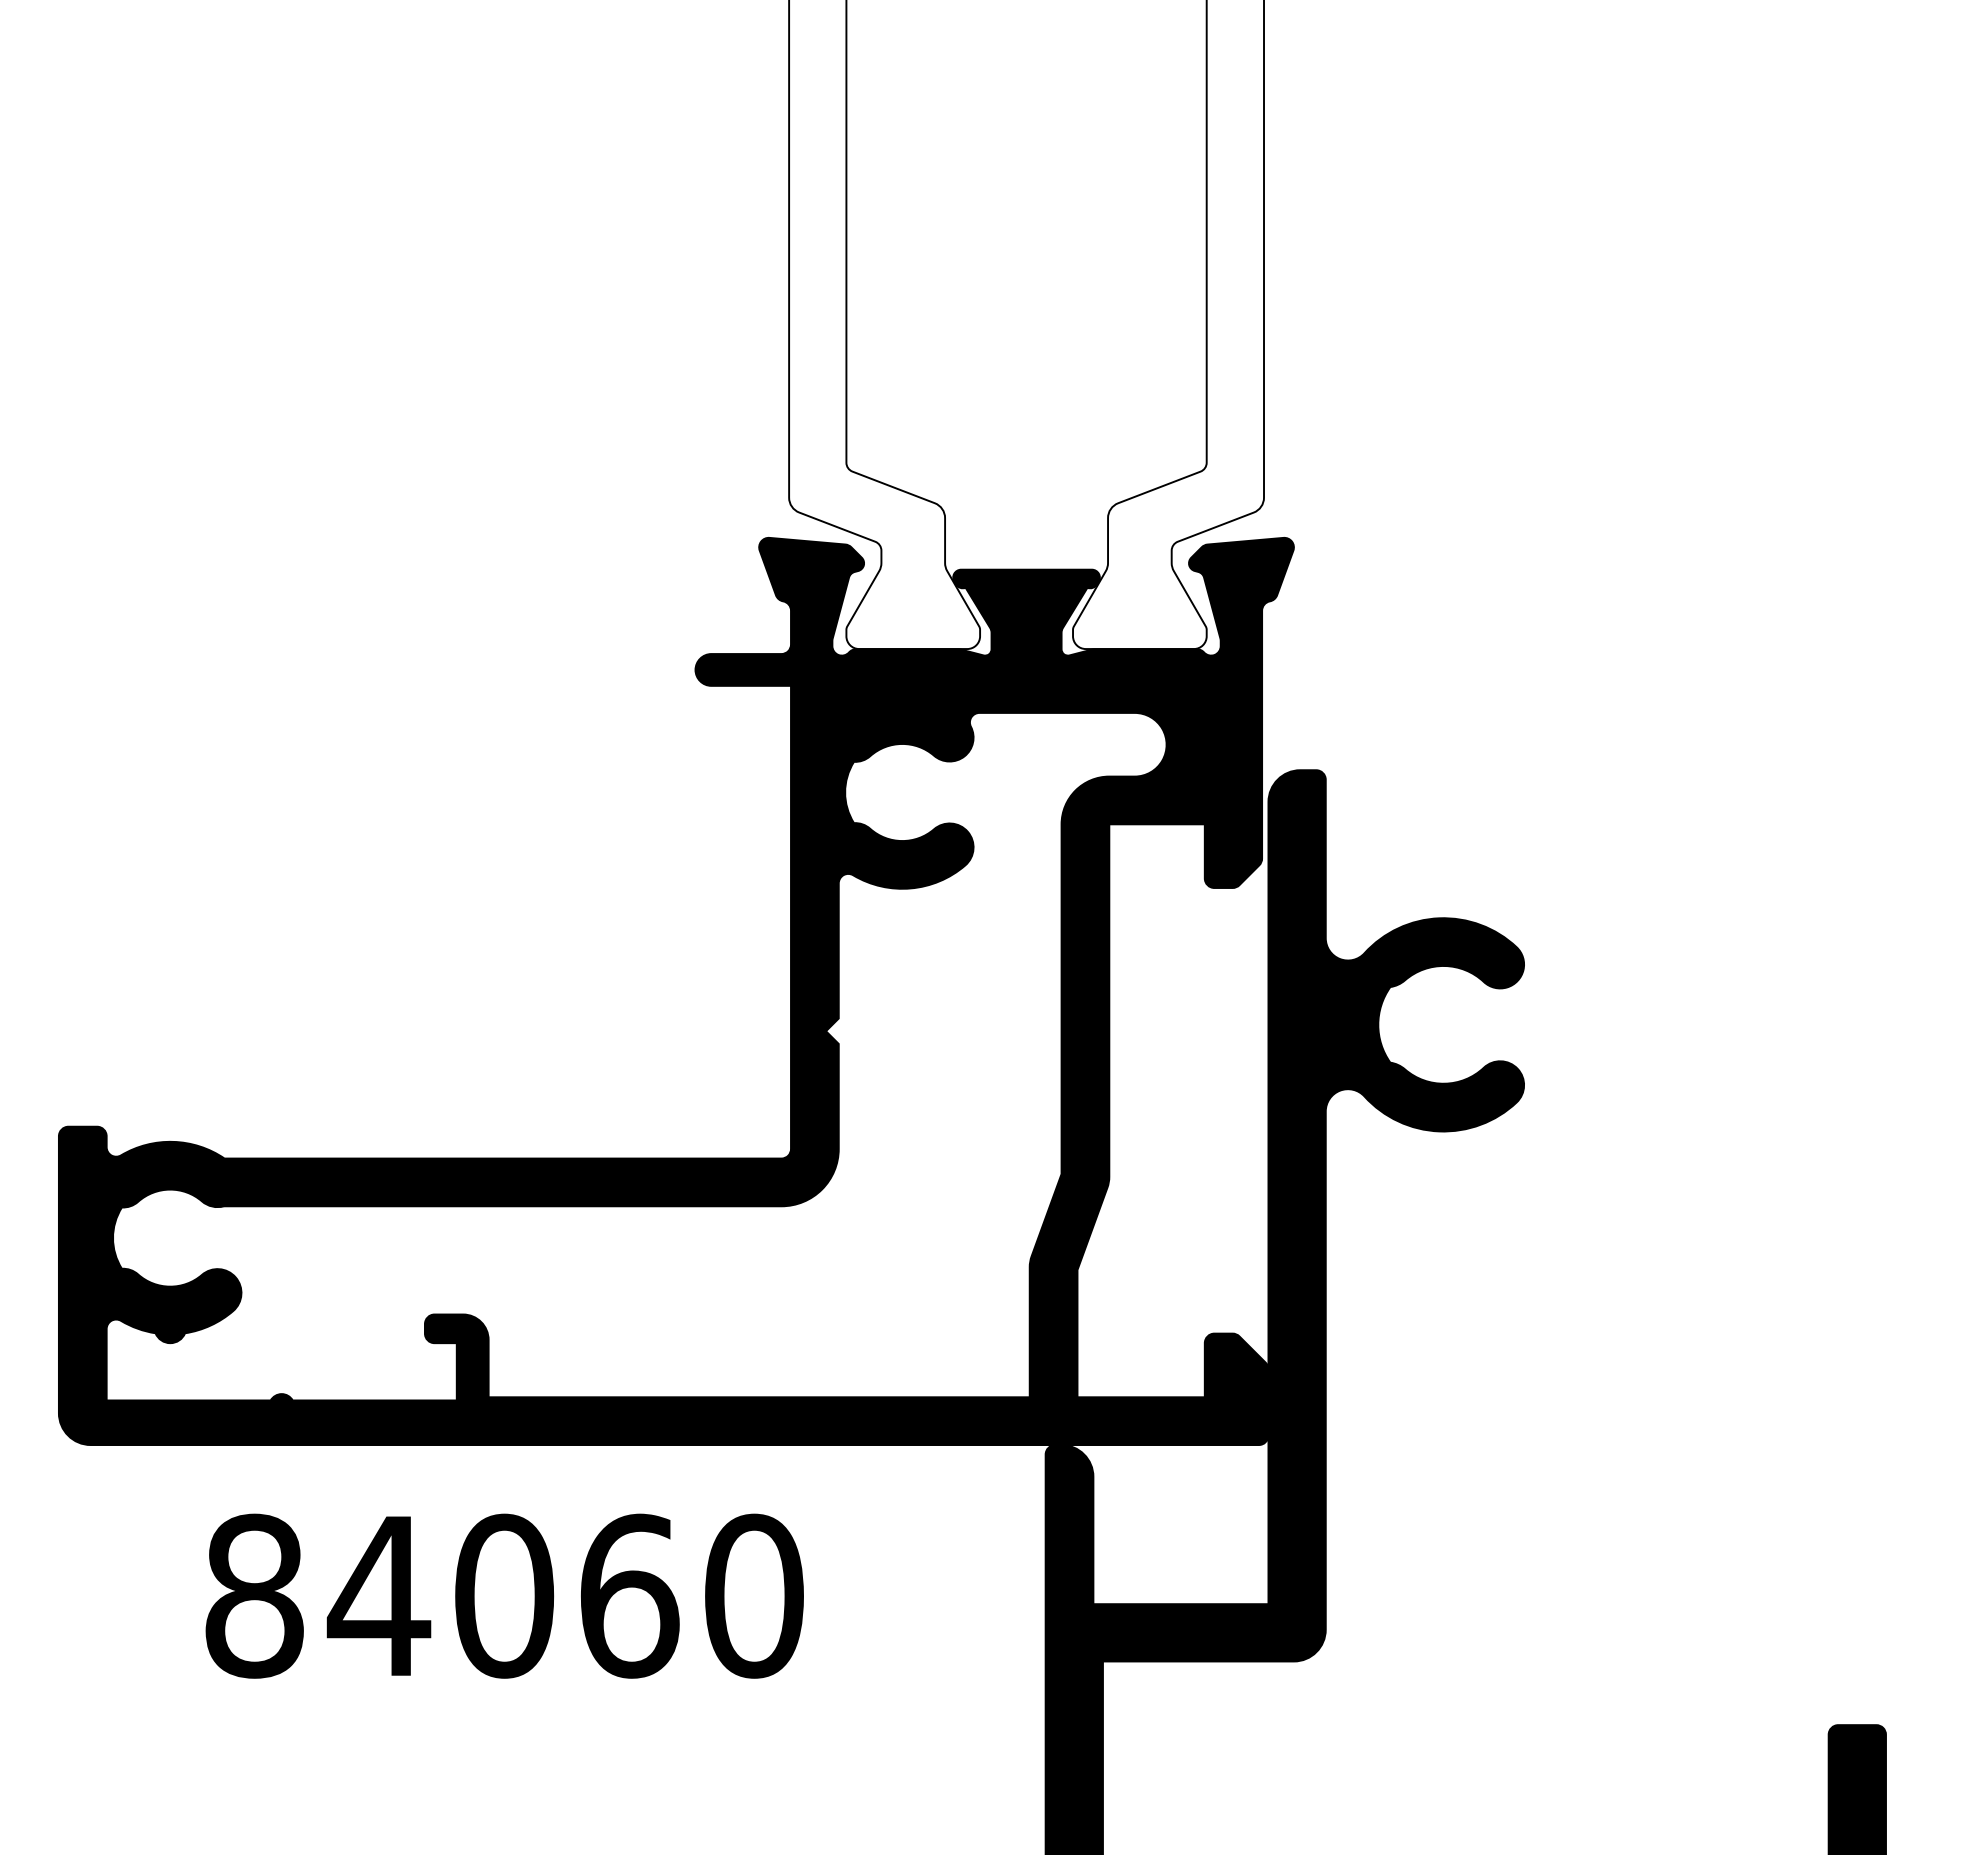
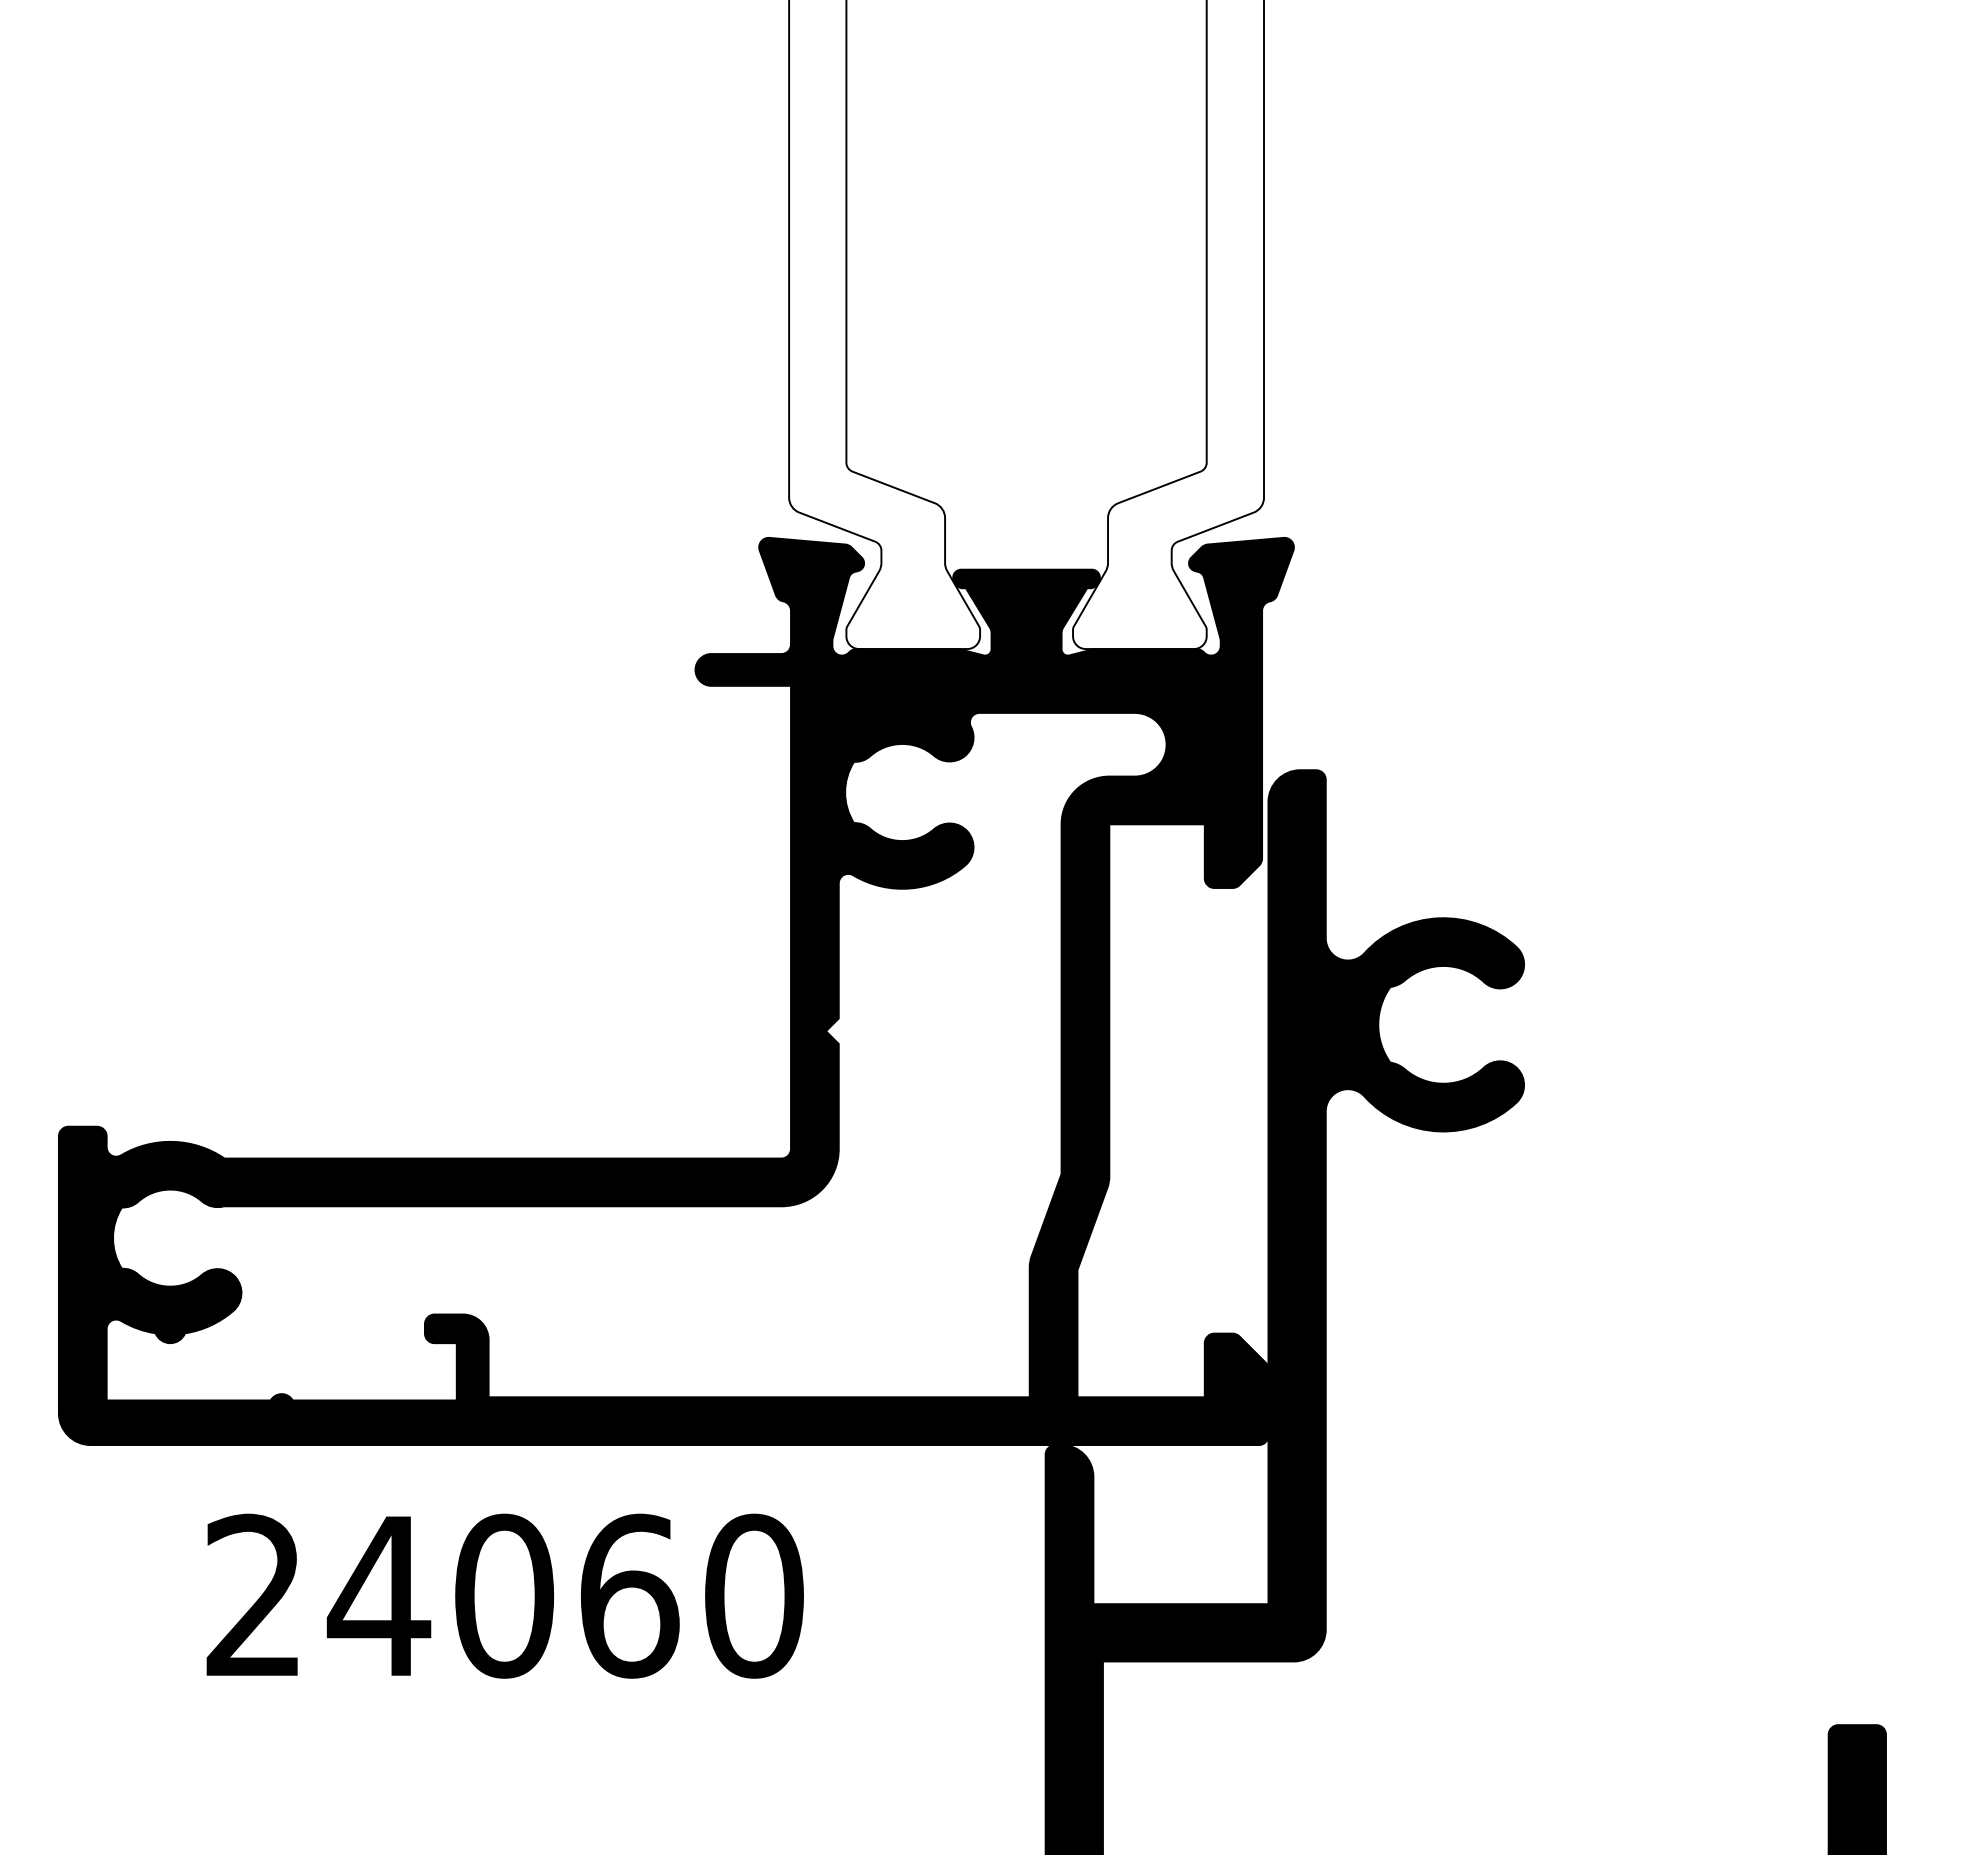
text: 84060 -> 24060 (254, 1595)
